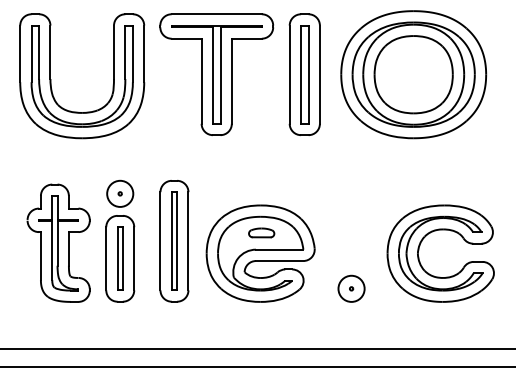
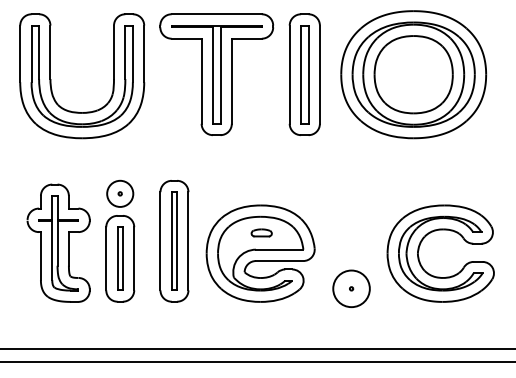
part size: 28x12 px -> 23x10 px (261, 232)
circle diameter: 26 px -> 37 px (351, 288)
line position: (257, 366) -> (257, 361) (257, 361)
